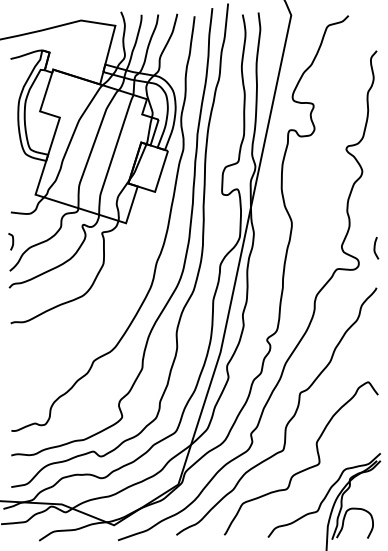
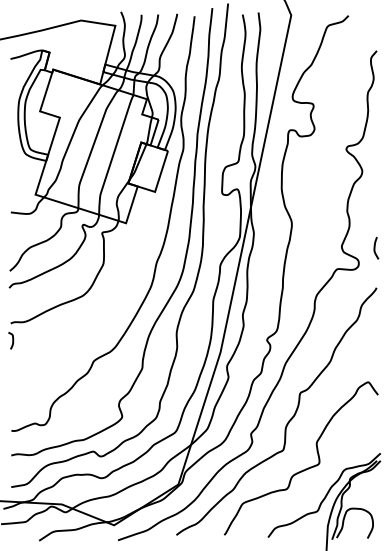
curve position: (12, 241) -> (12, 340) (12, 340)
